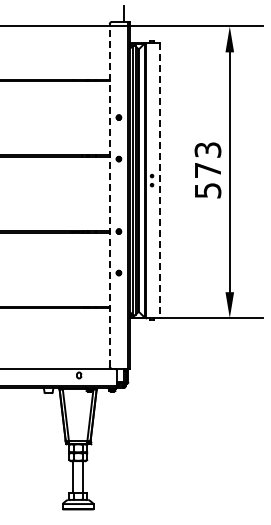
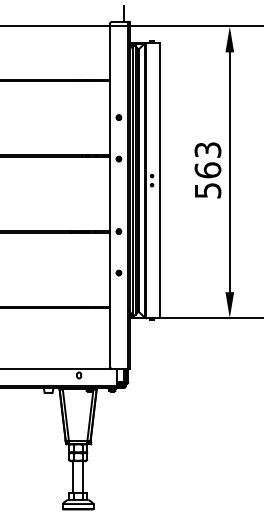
text: 573 -> 563 (207, 170)
line: dashed -> solid (160, 180)
line: dashed -> solid (109, 194)
